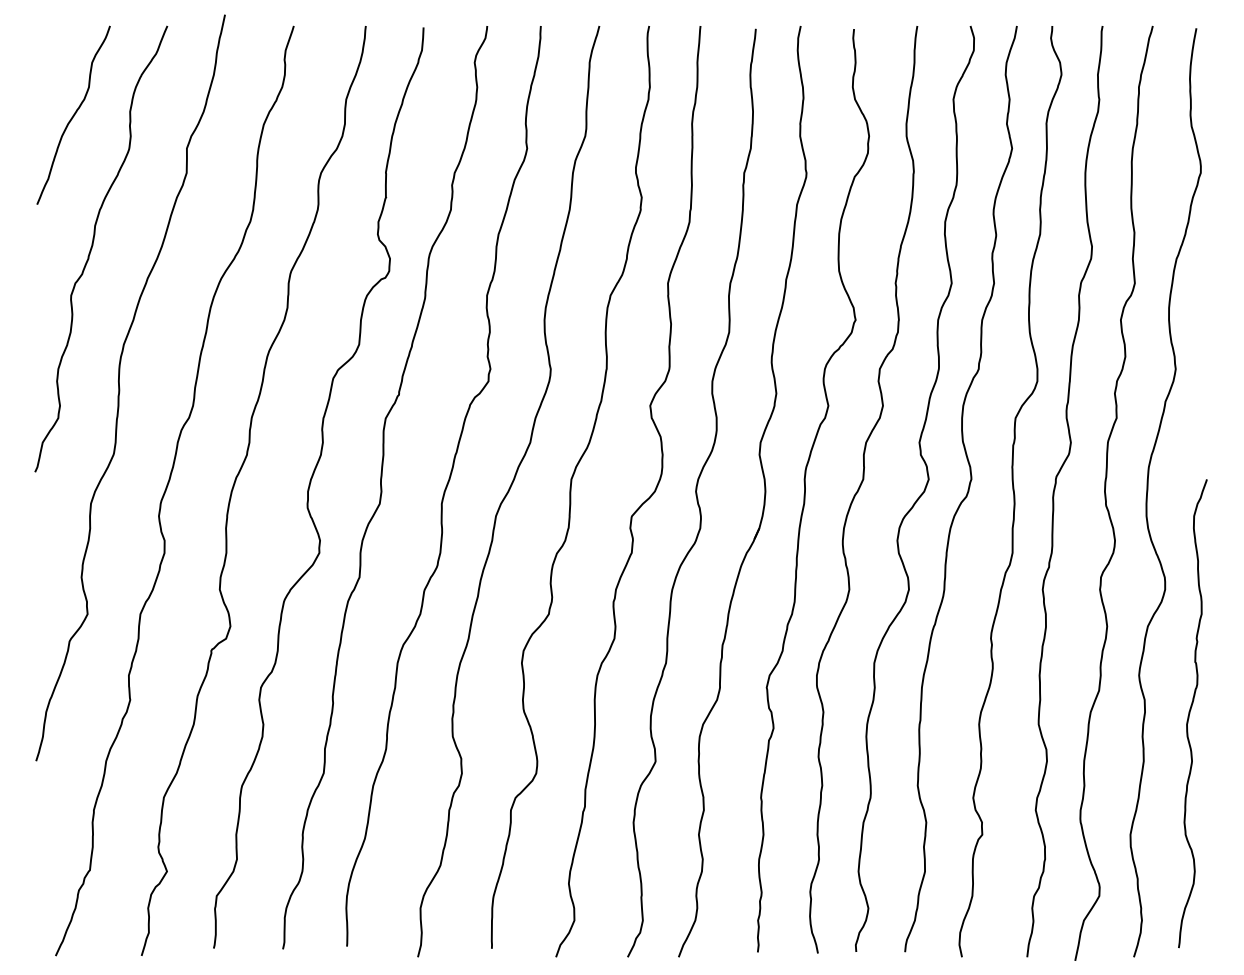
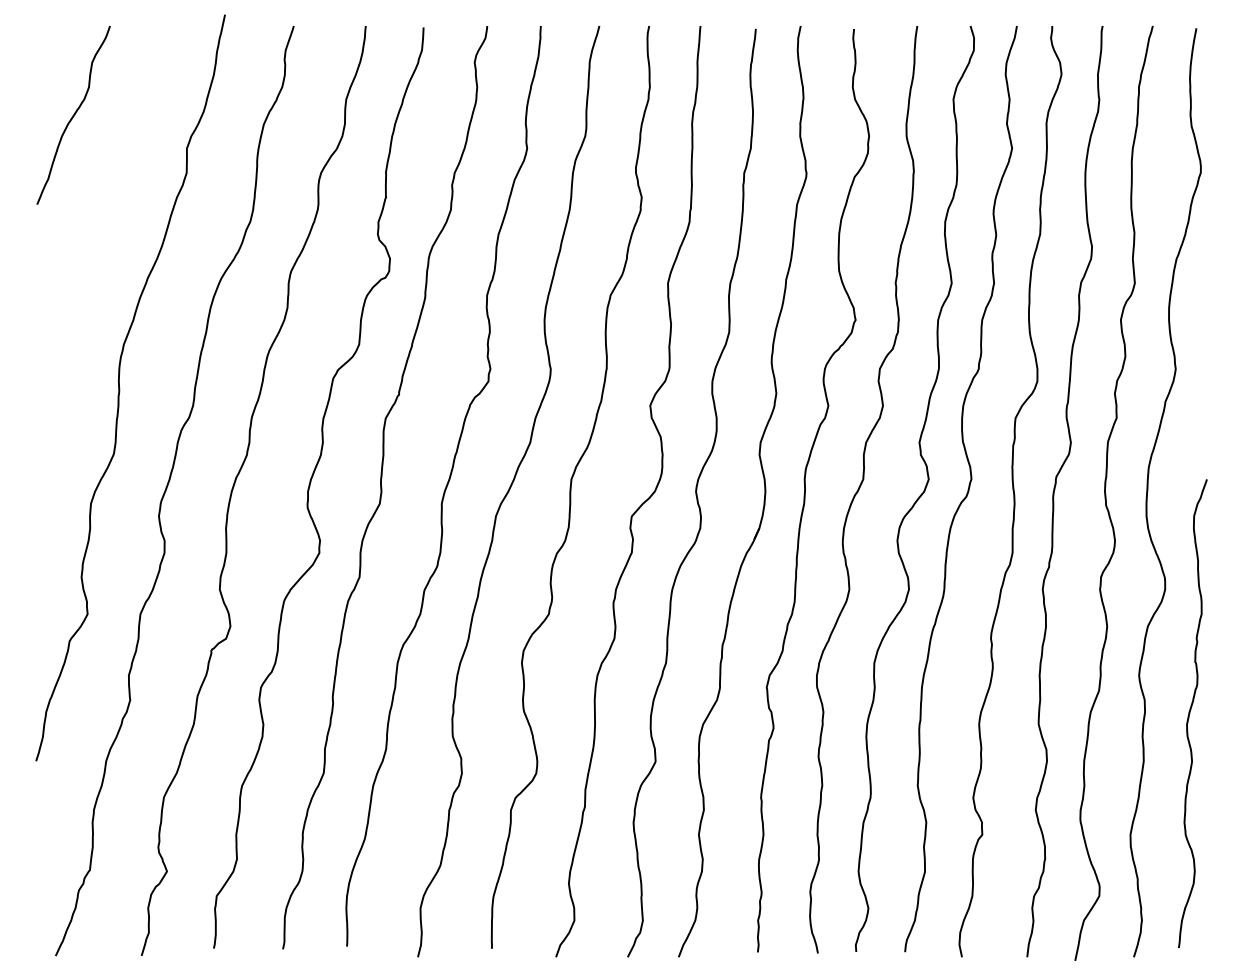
curve: present -> none (93, 245)
